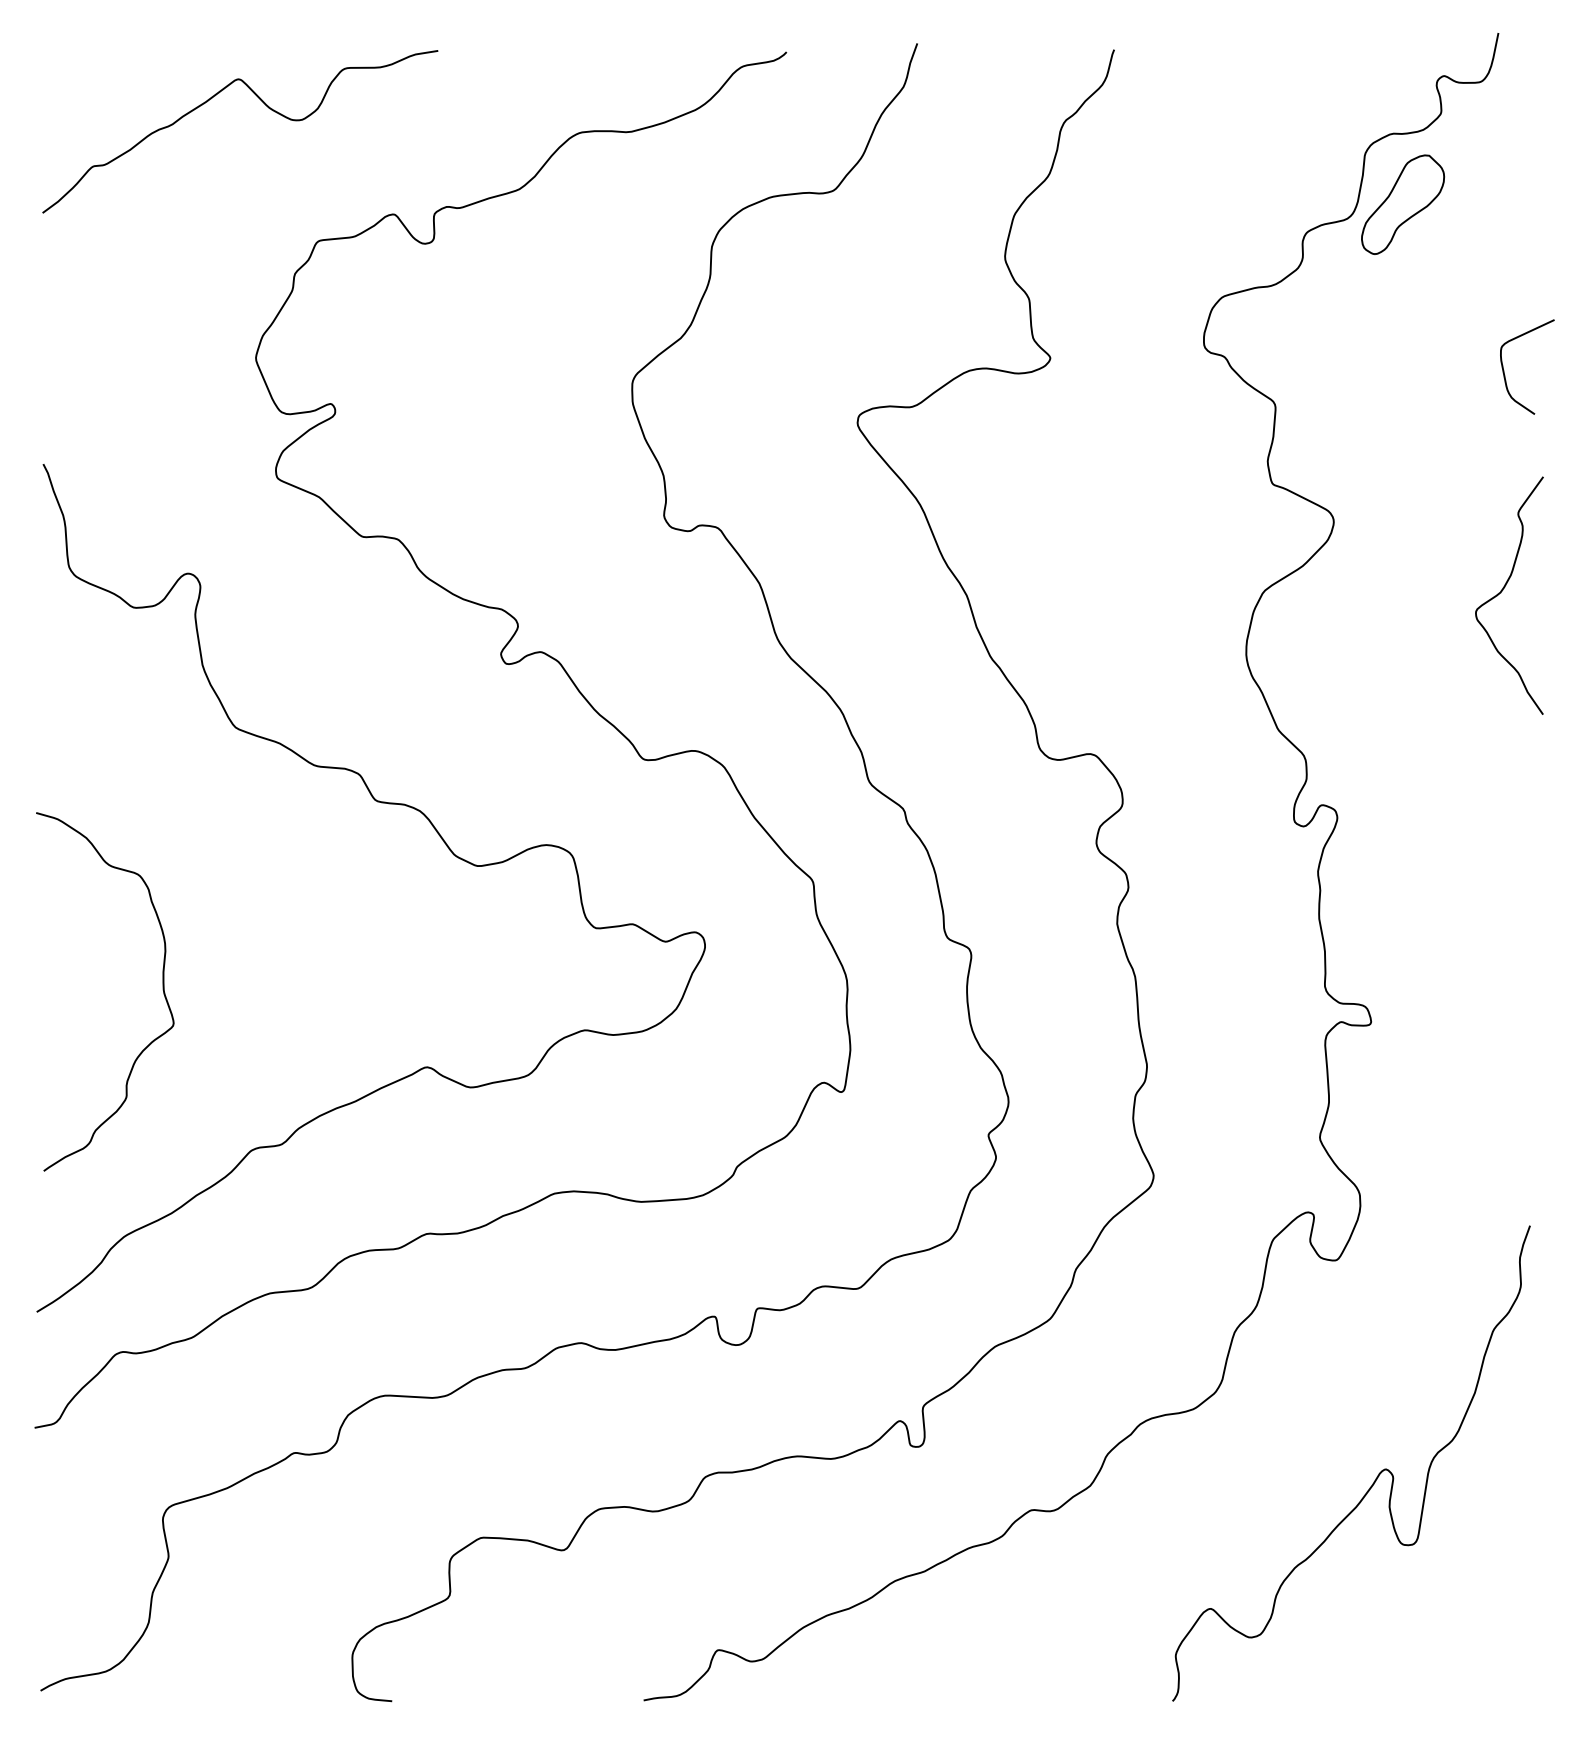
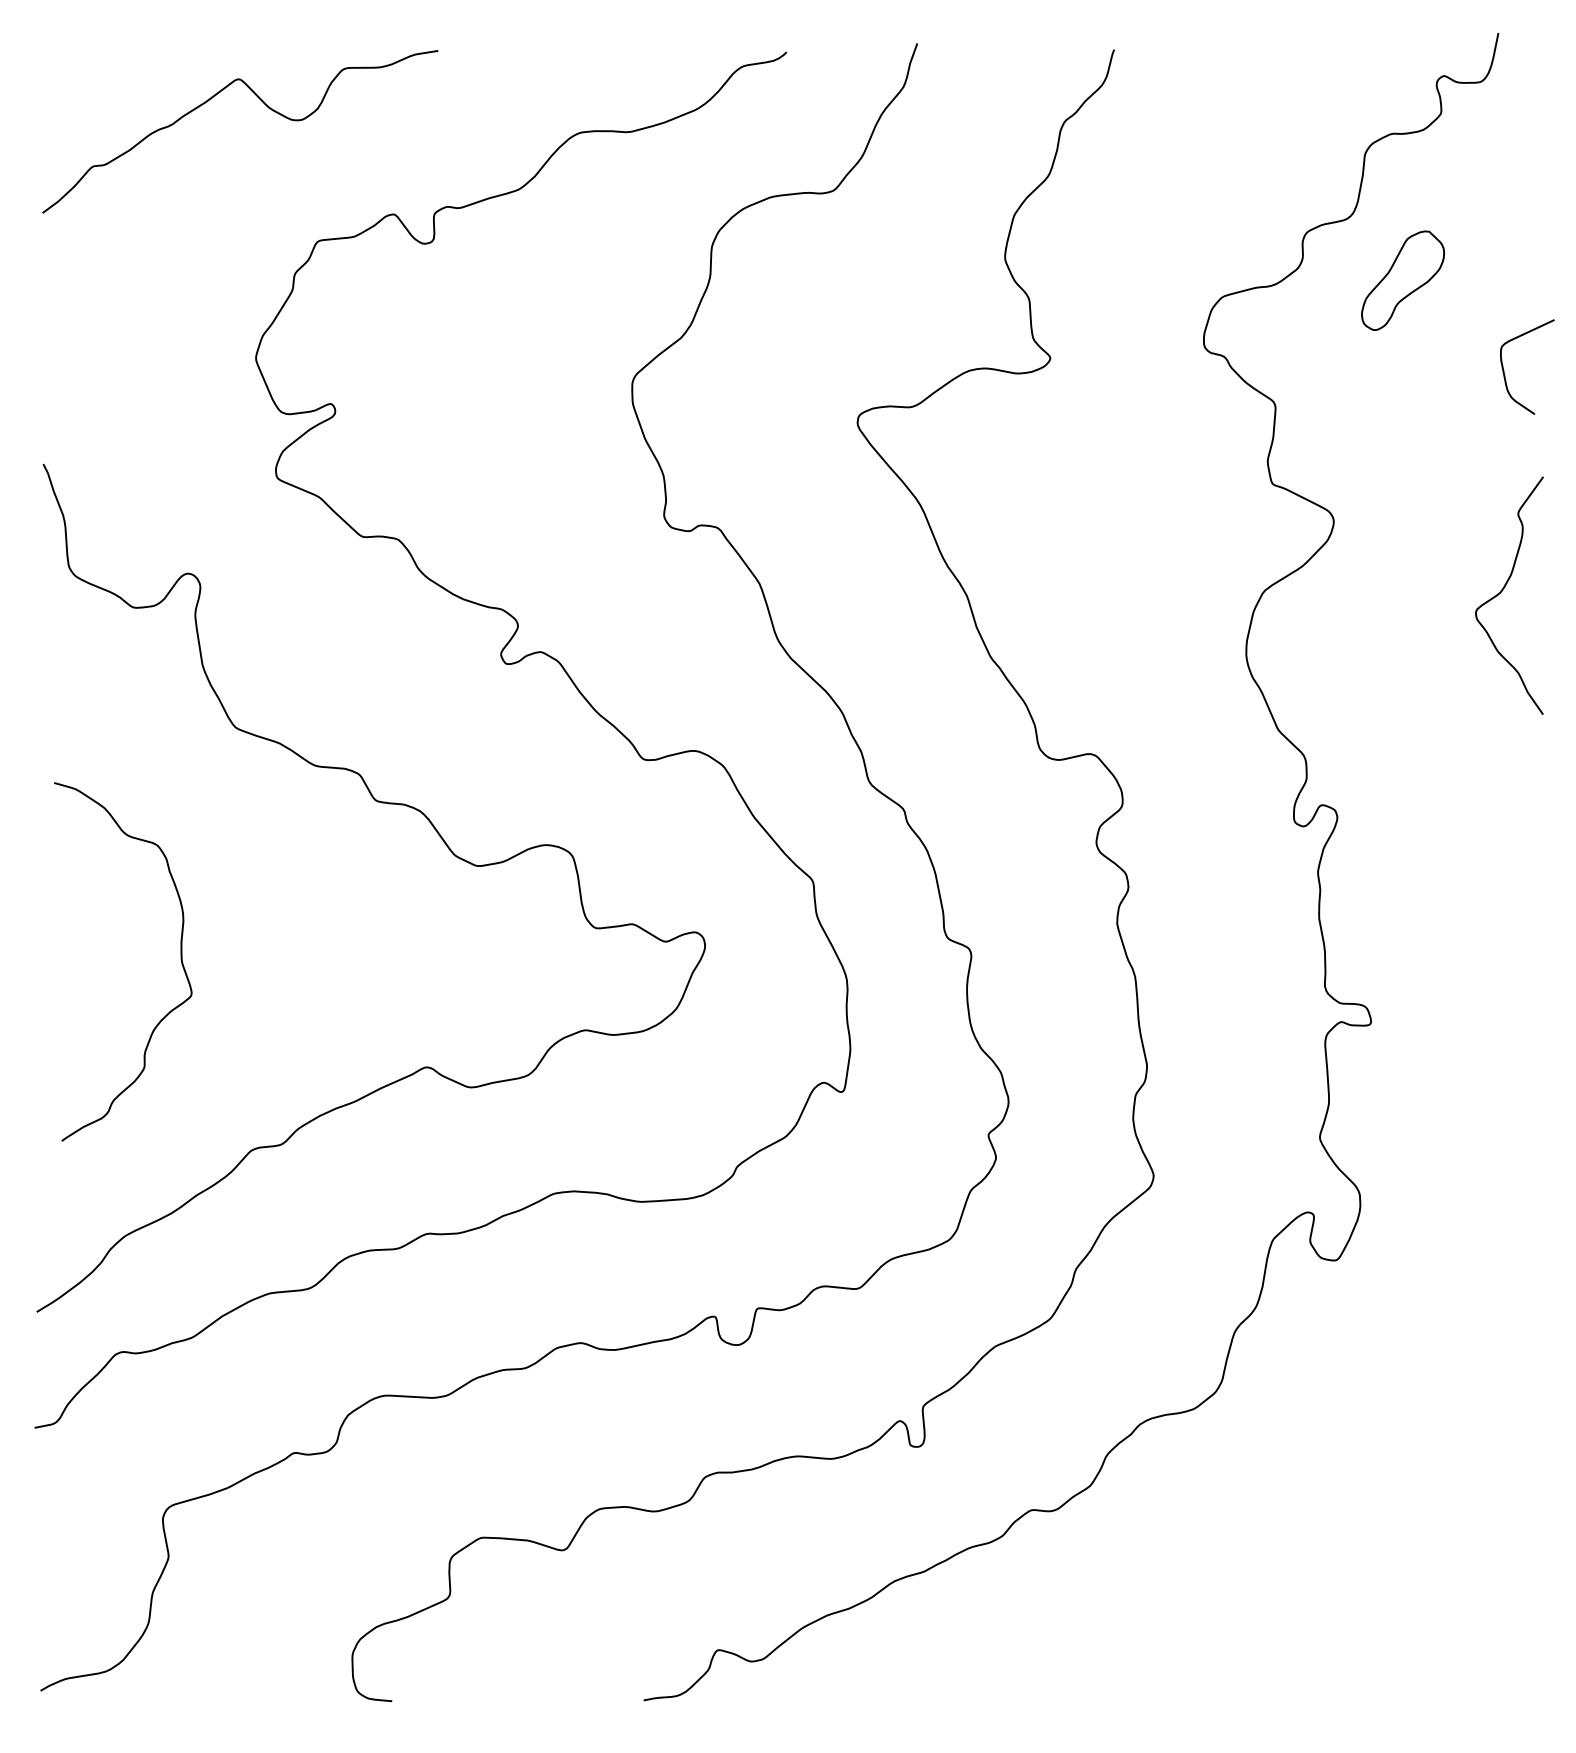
part position: (1403, 204) -> (1403, 280) (1403, 280)
curve position: (162, 990) -> (180, 960) (180, 960)
curve: present -> none (1375, 1478)
